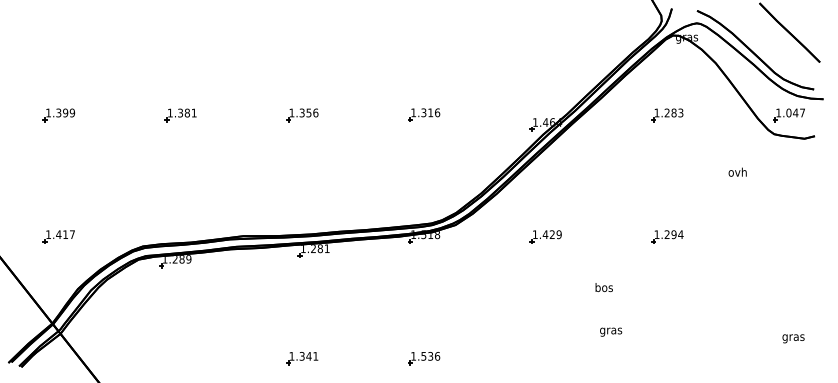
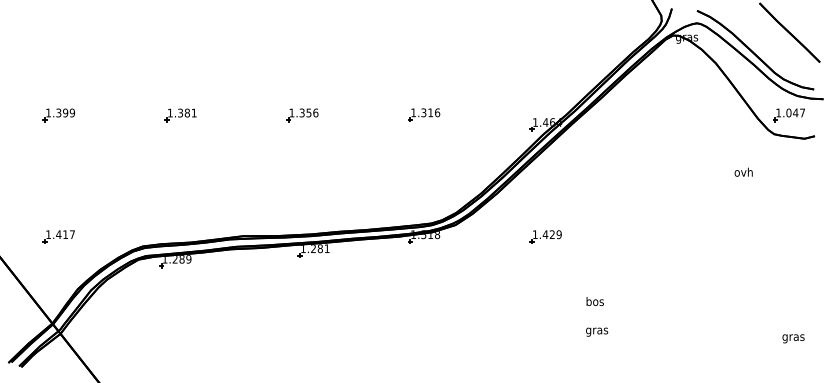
part: present -> none (667, 115)
text position: (737, 171) -> (743, 171) (743, 171)
part: present -> none (667, 236)
text position: (603, 287) -> (594, 301) (594, 301)
text position: (611, 331) -> (597, 331) (597, 331)
part: present -> none (302, 358)
part: present -> none (424, 358)
